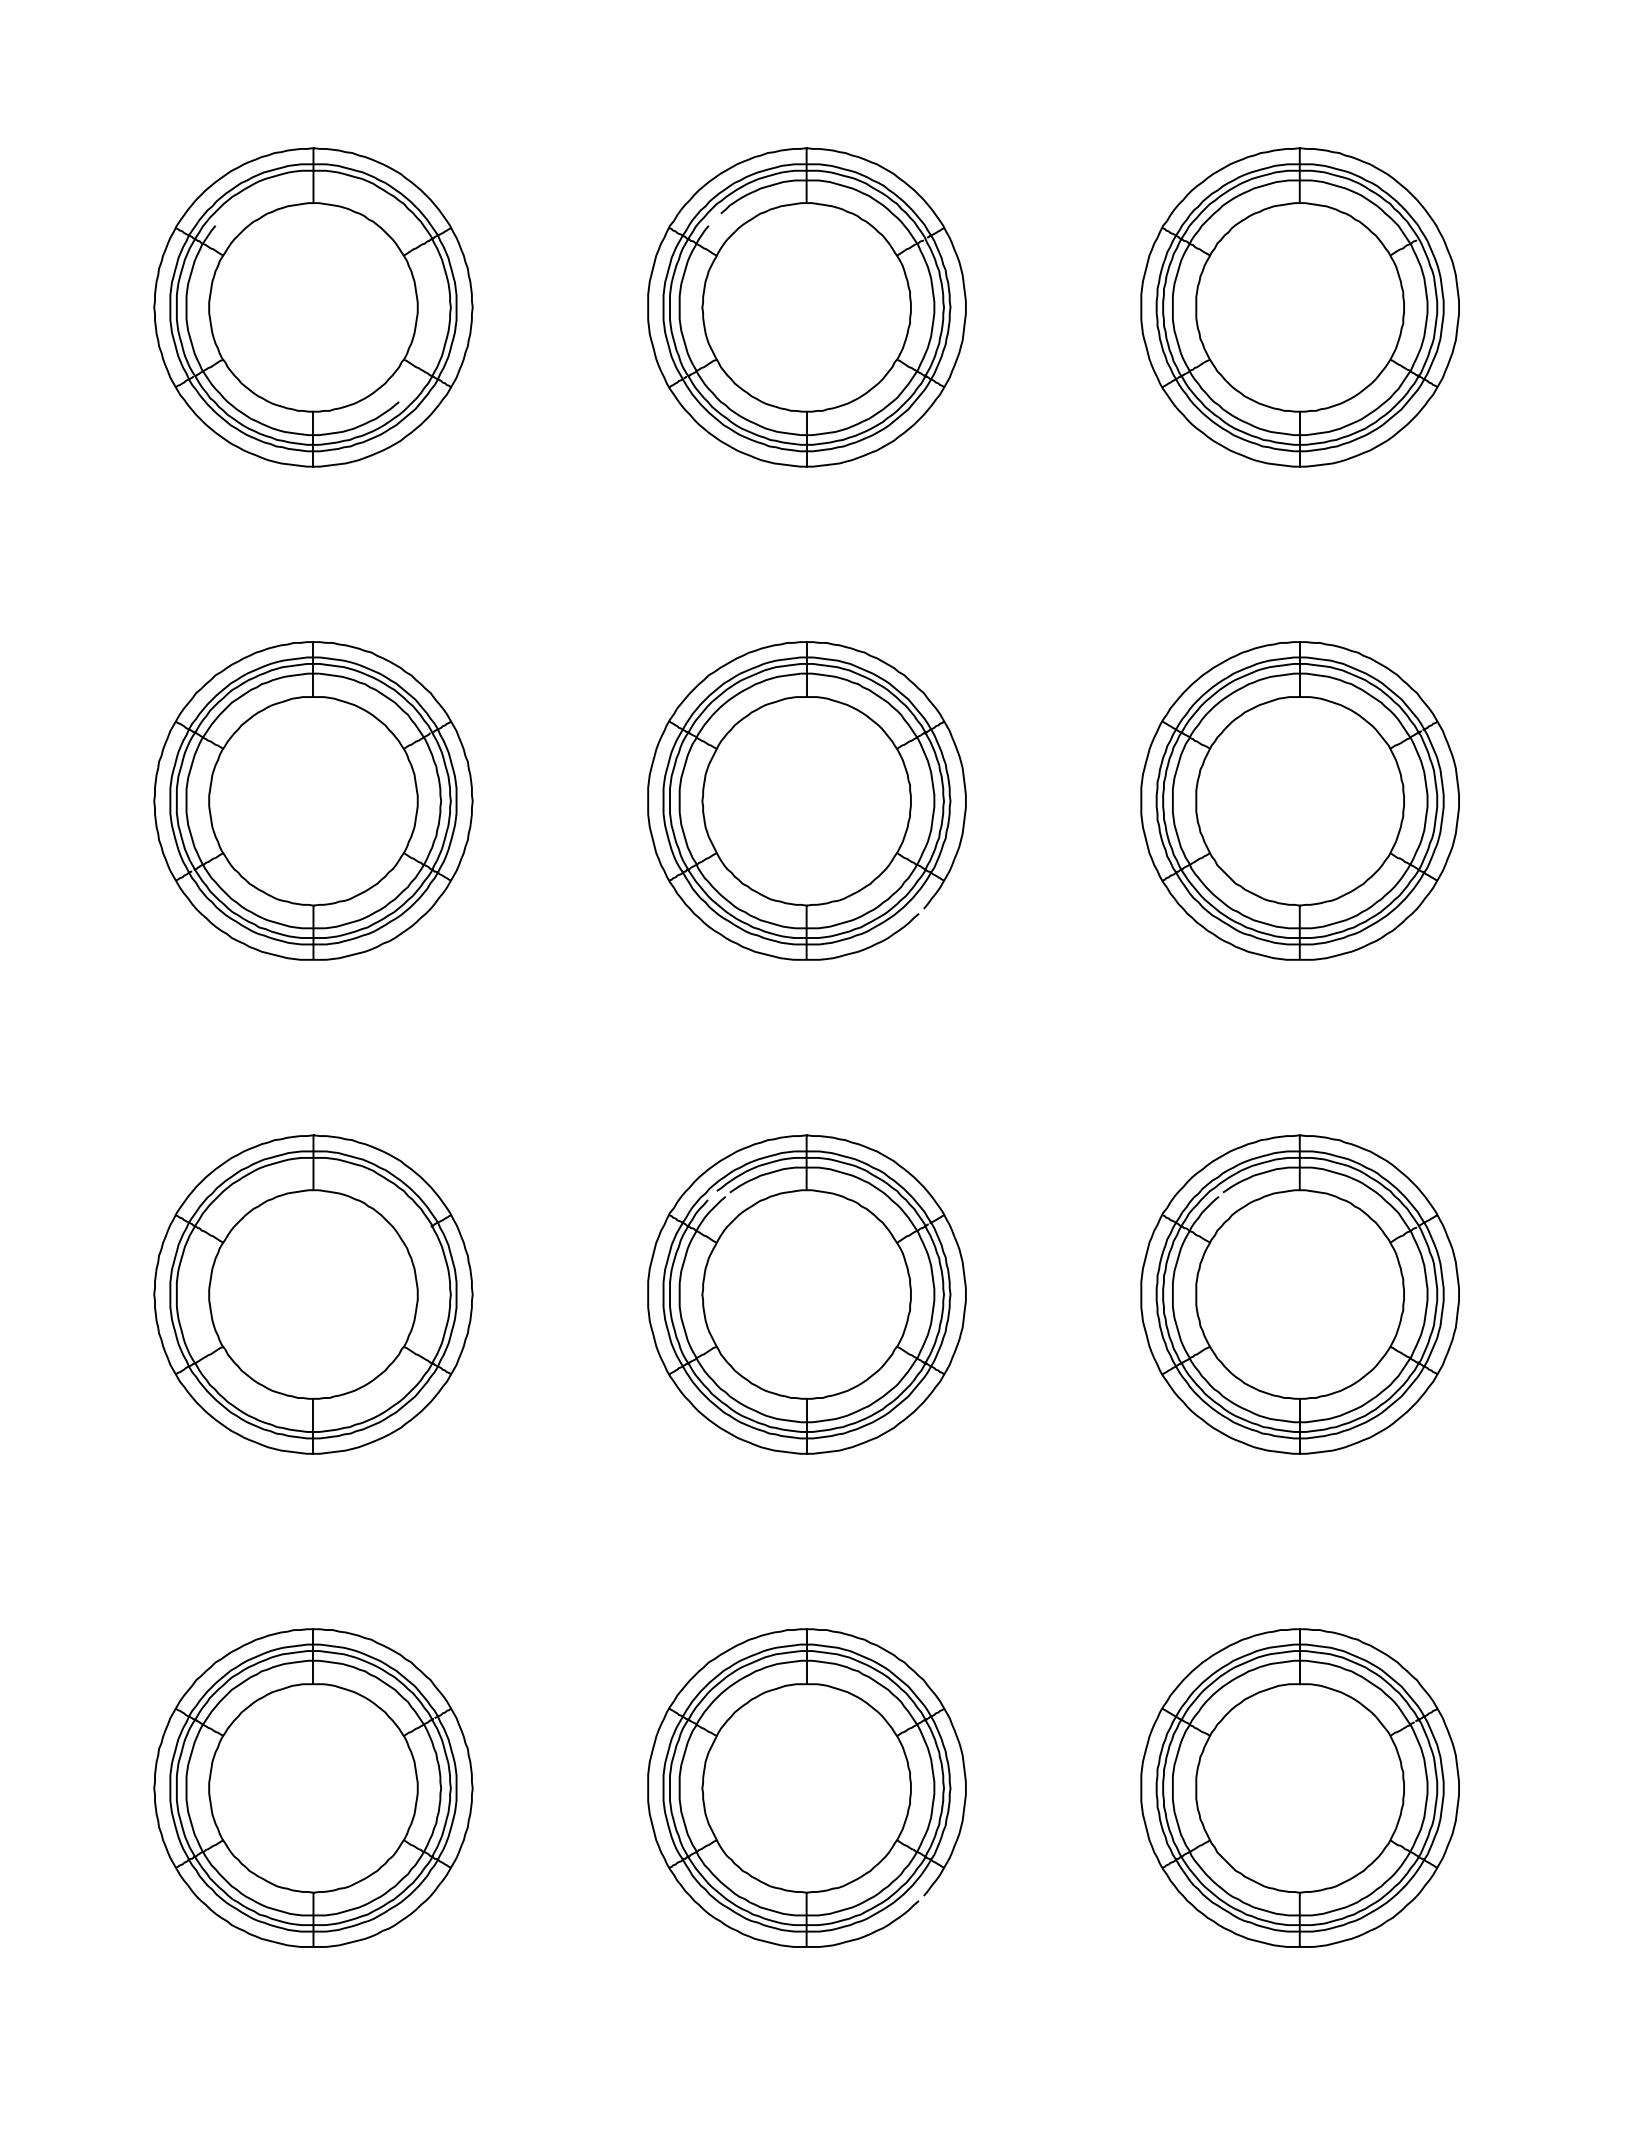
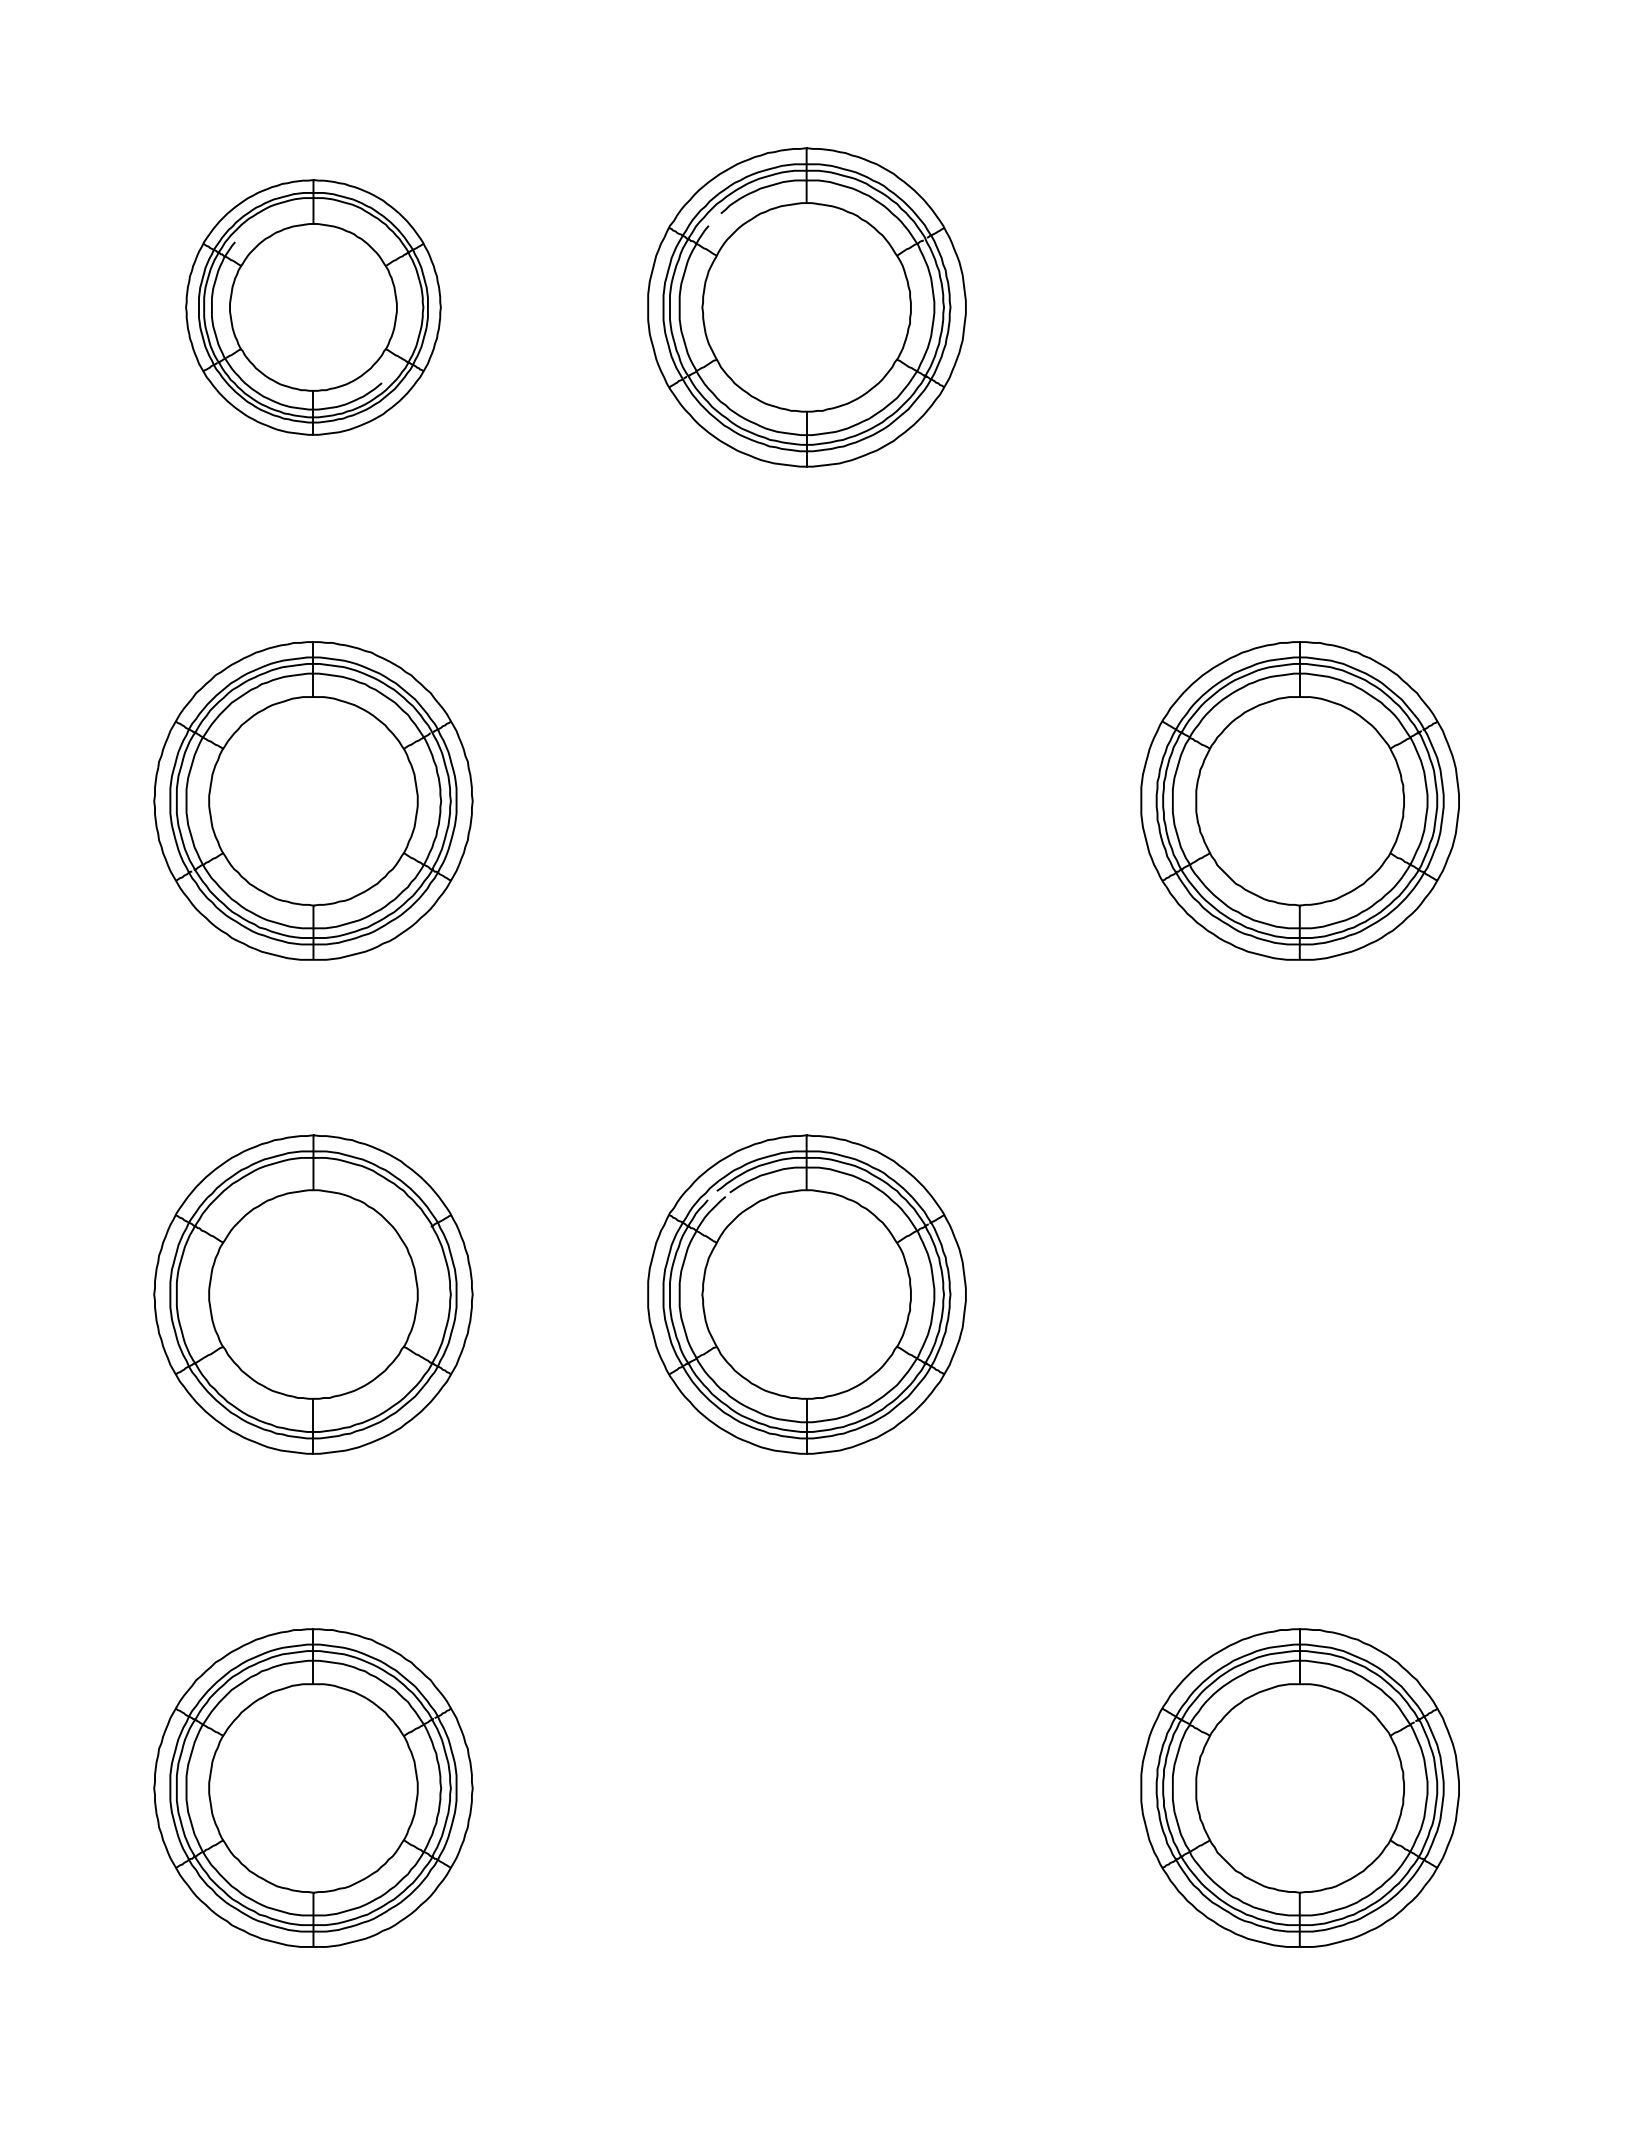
part size: 321x321 px -> 257x257 px (313, 307)
part: present -> none (1299, 307)
part: present -> none (806, 800)
part: present -> none (1299, 1294)
part: present -> none (806, 1787)
